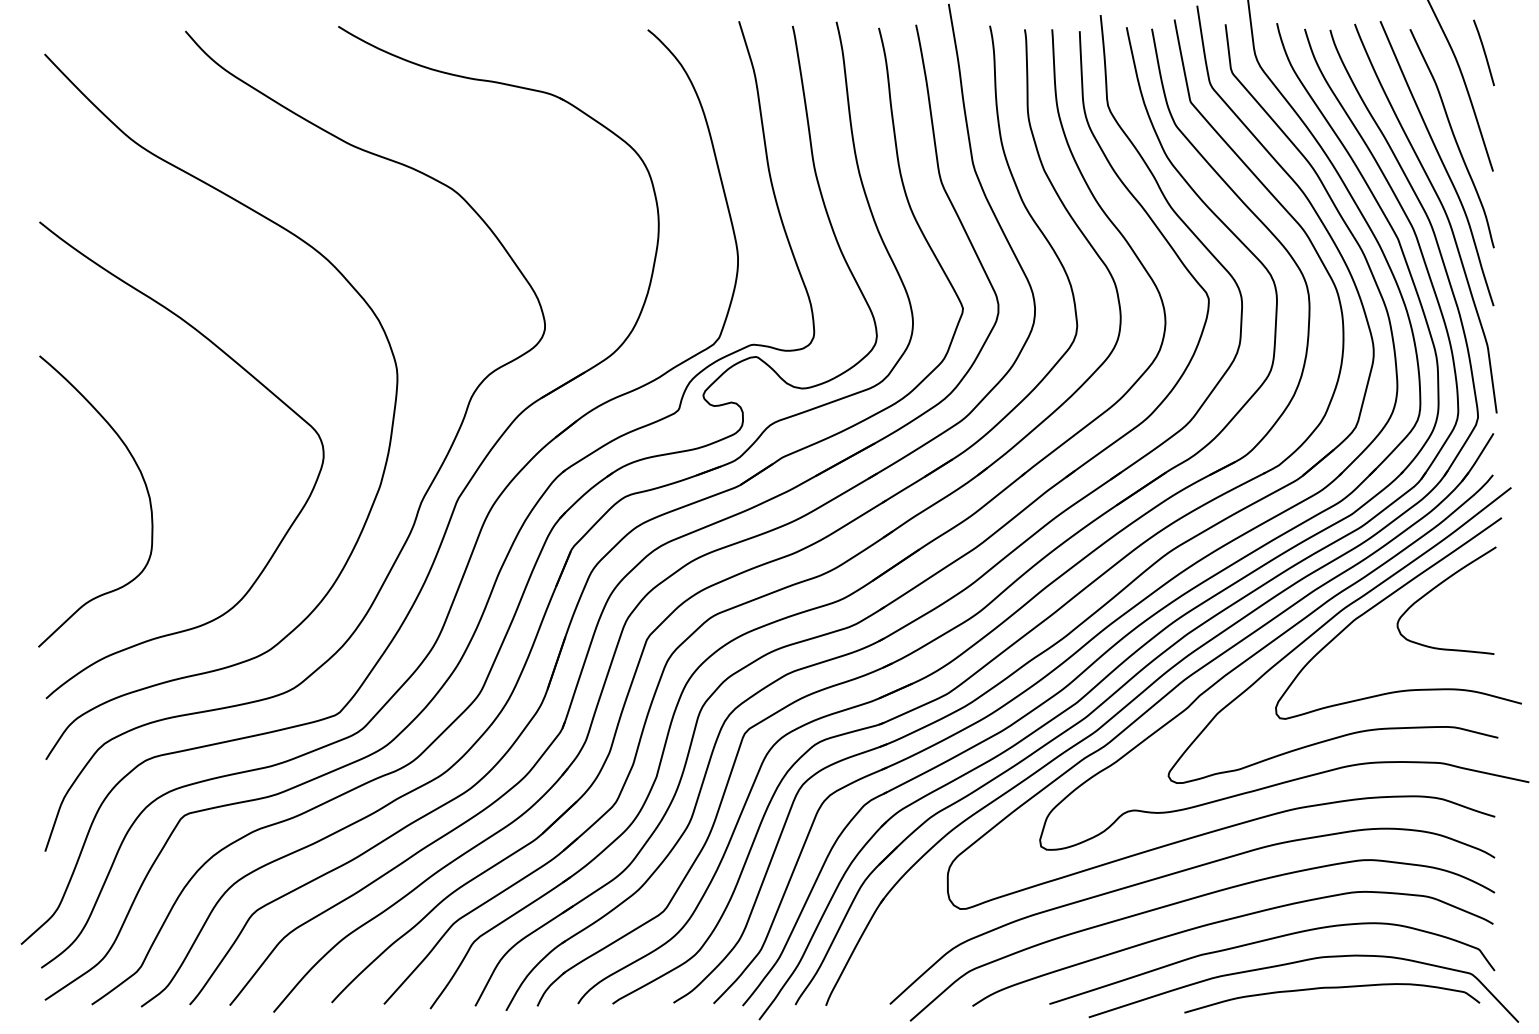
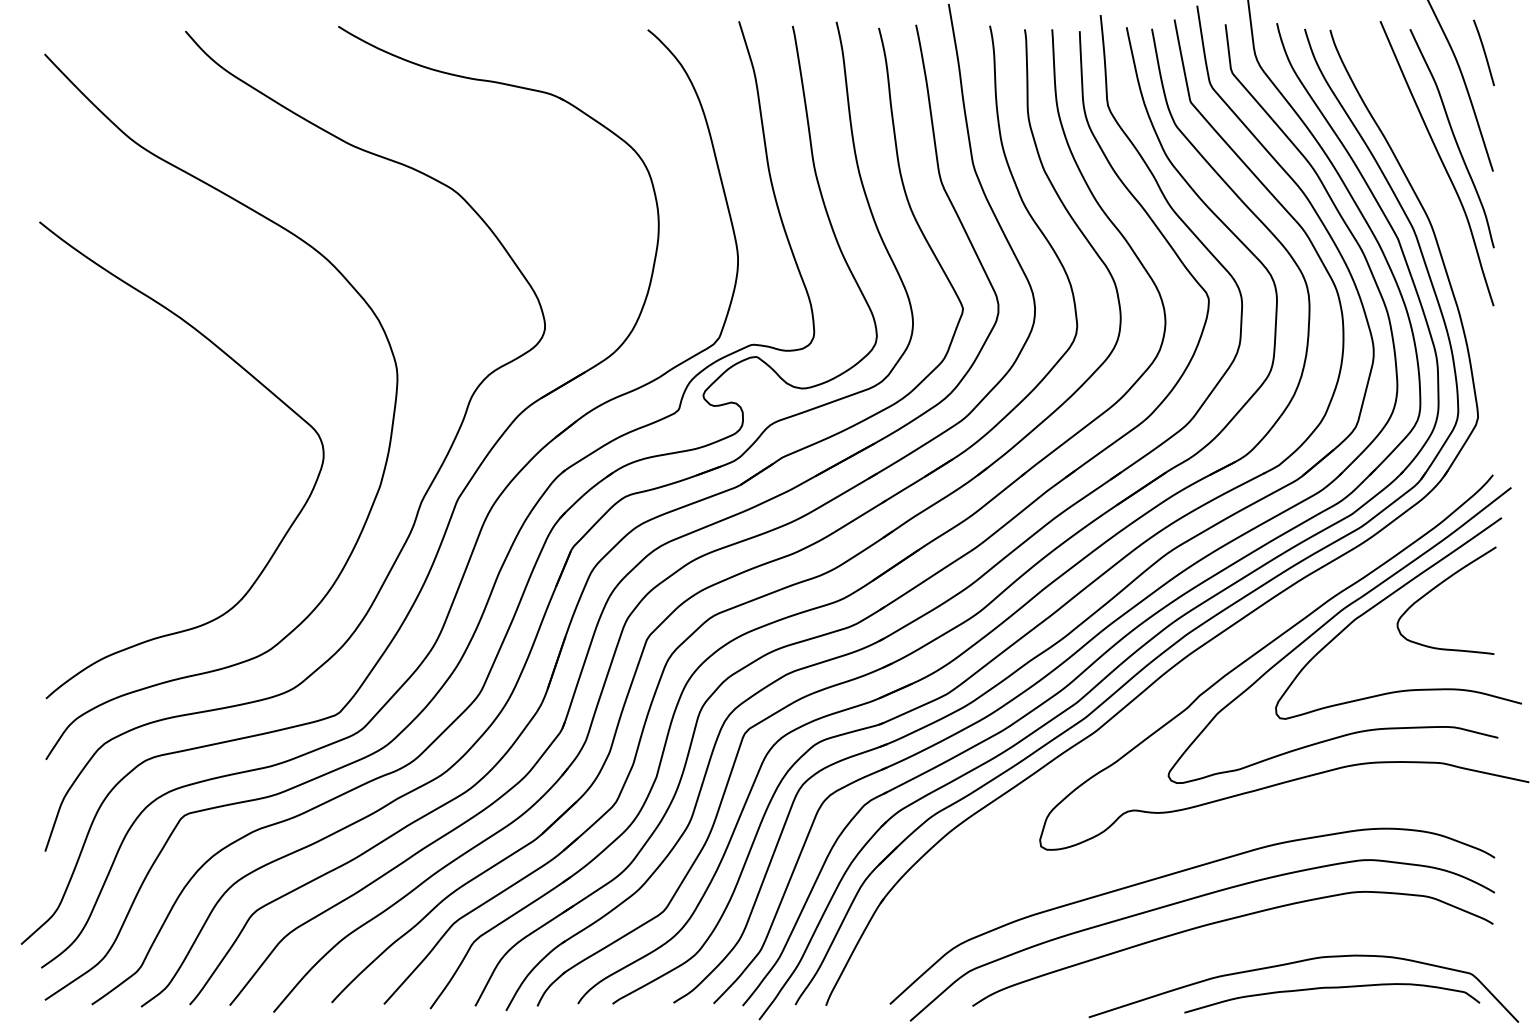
curve: present -> none (1444, 213)
curve: present -> none (144, 484)
part: present -> none (1213, 661)
curve: present -> none (1265, 941)
